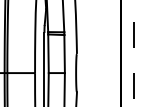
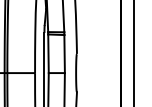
line: dashed -> solid (134, 53)
